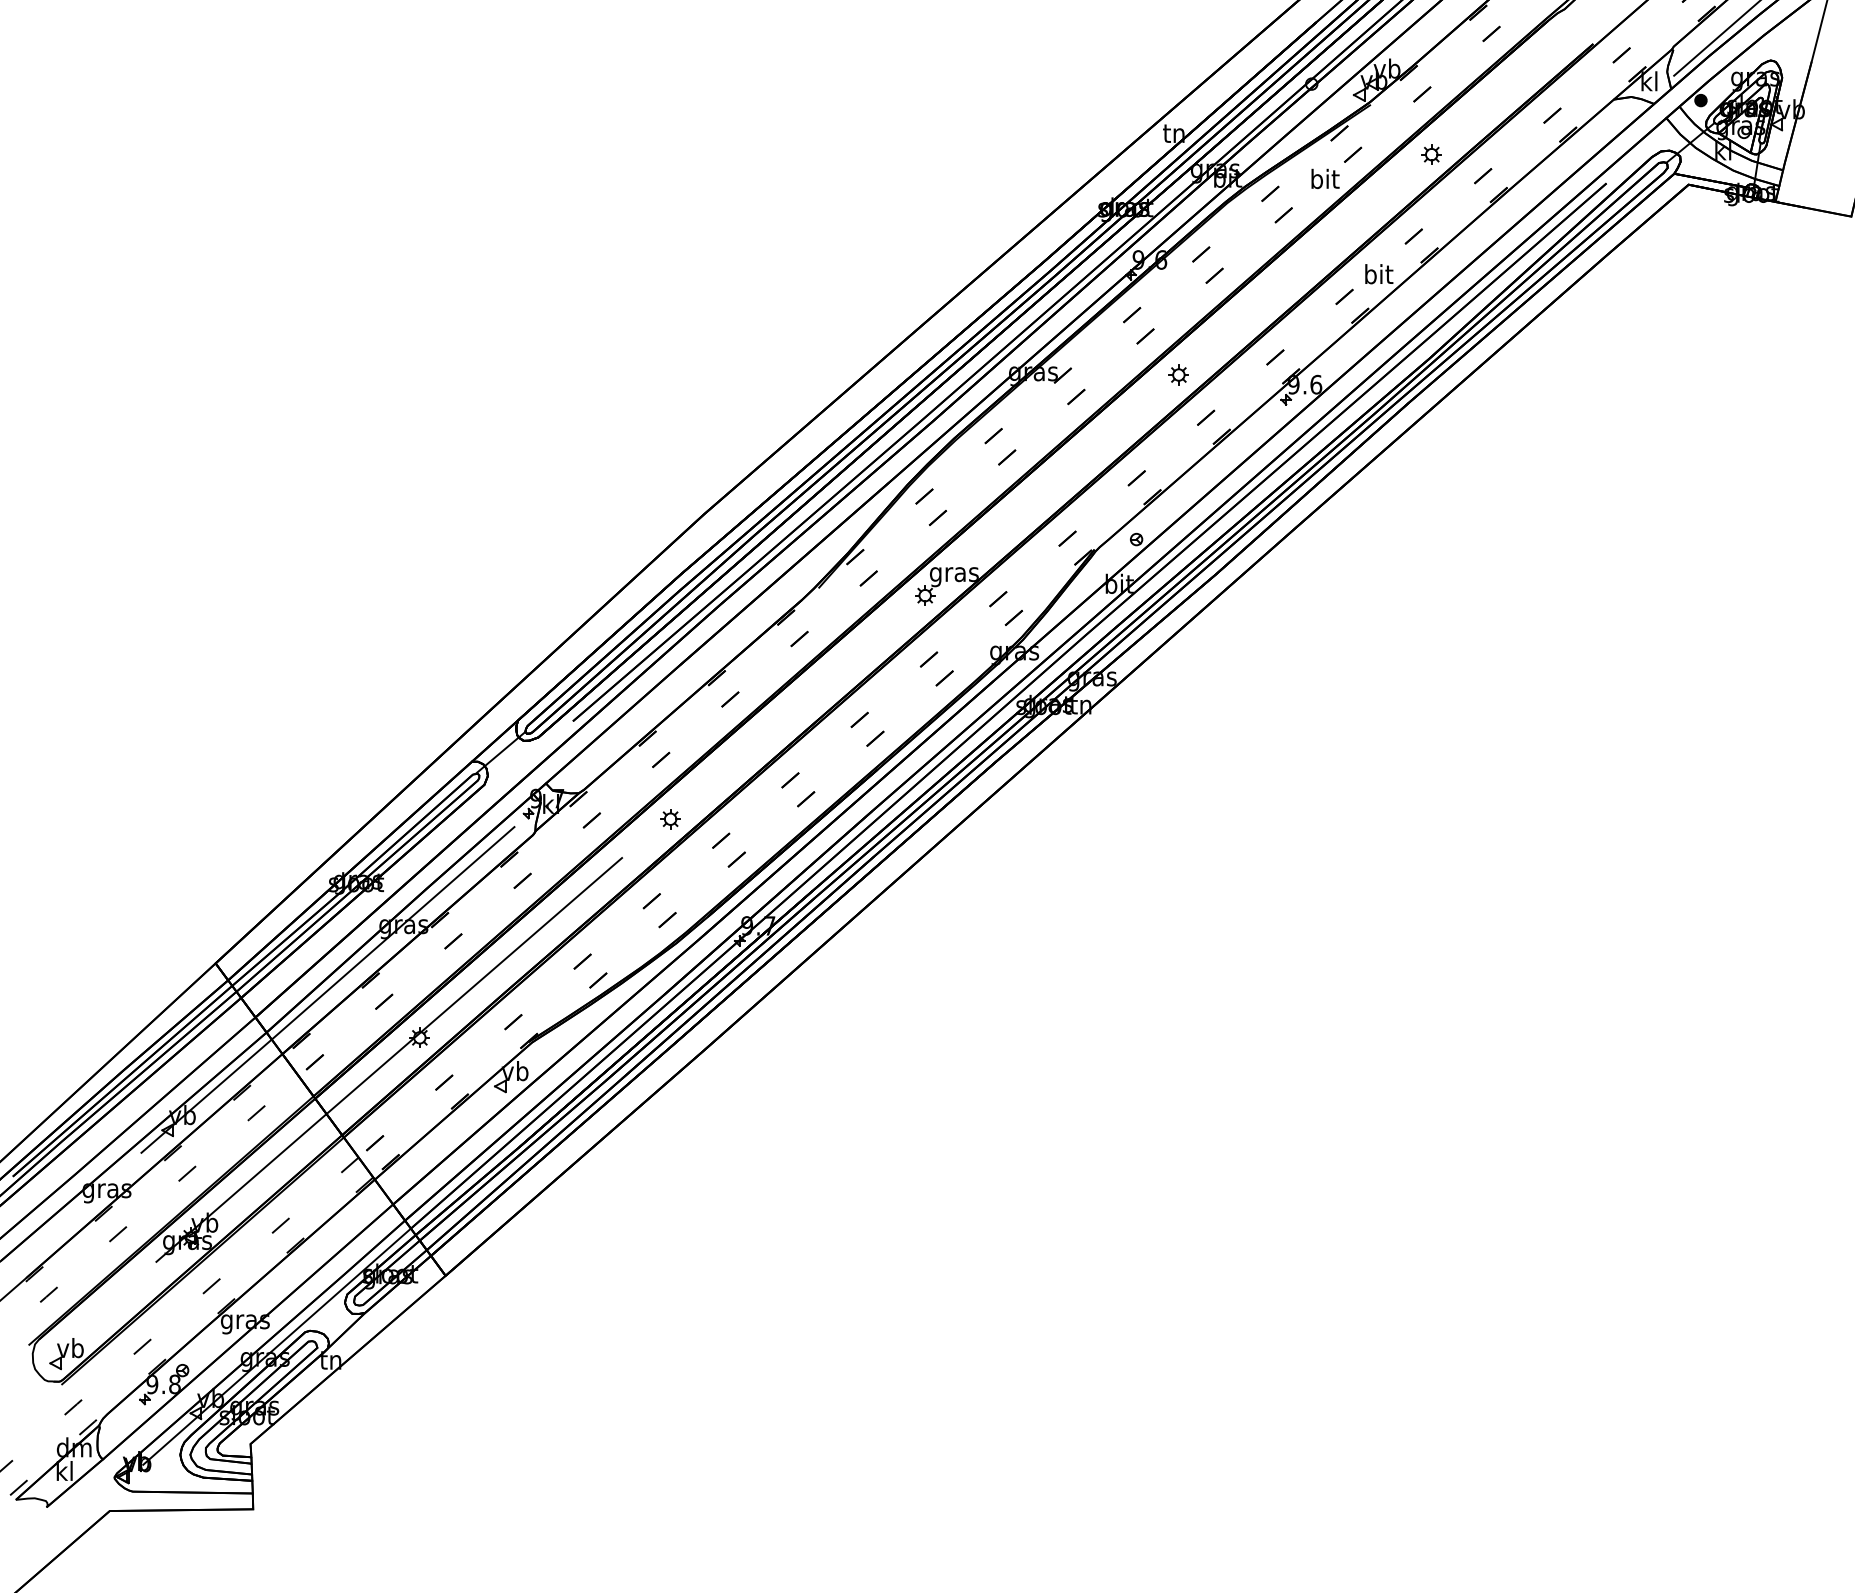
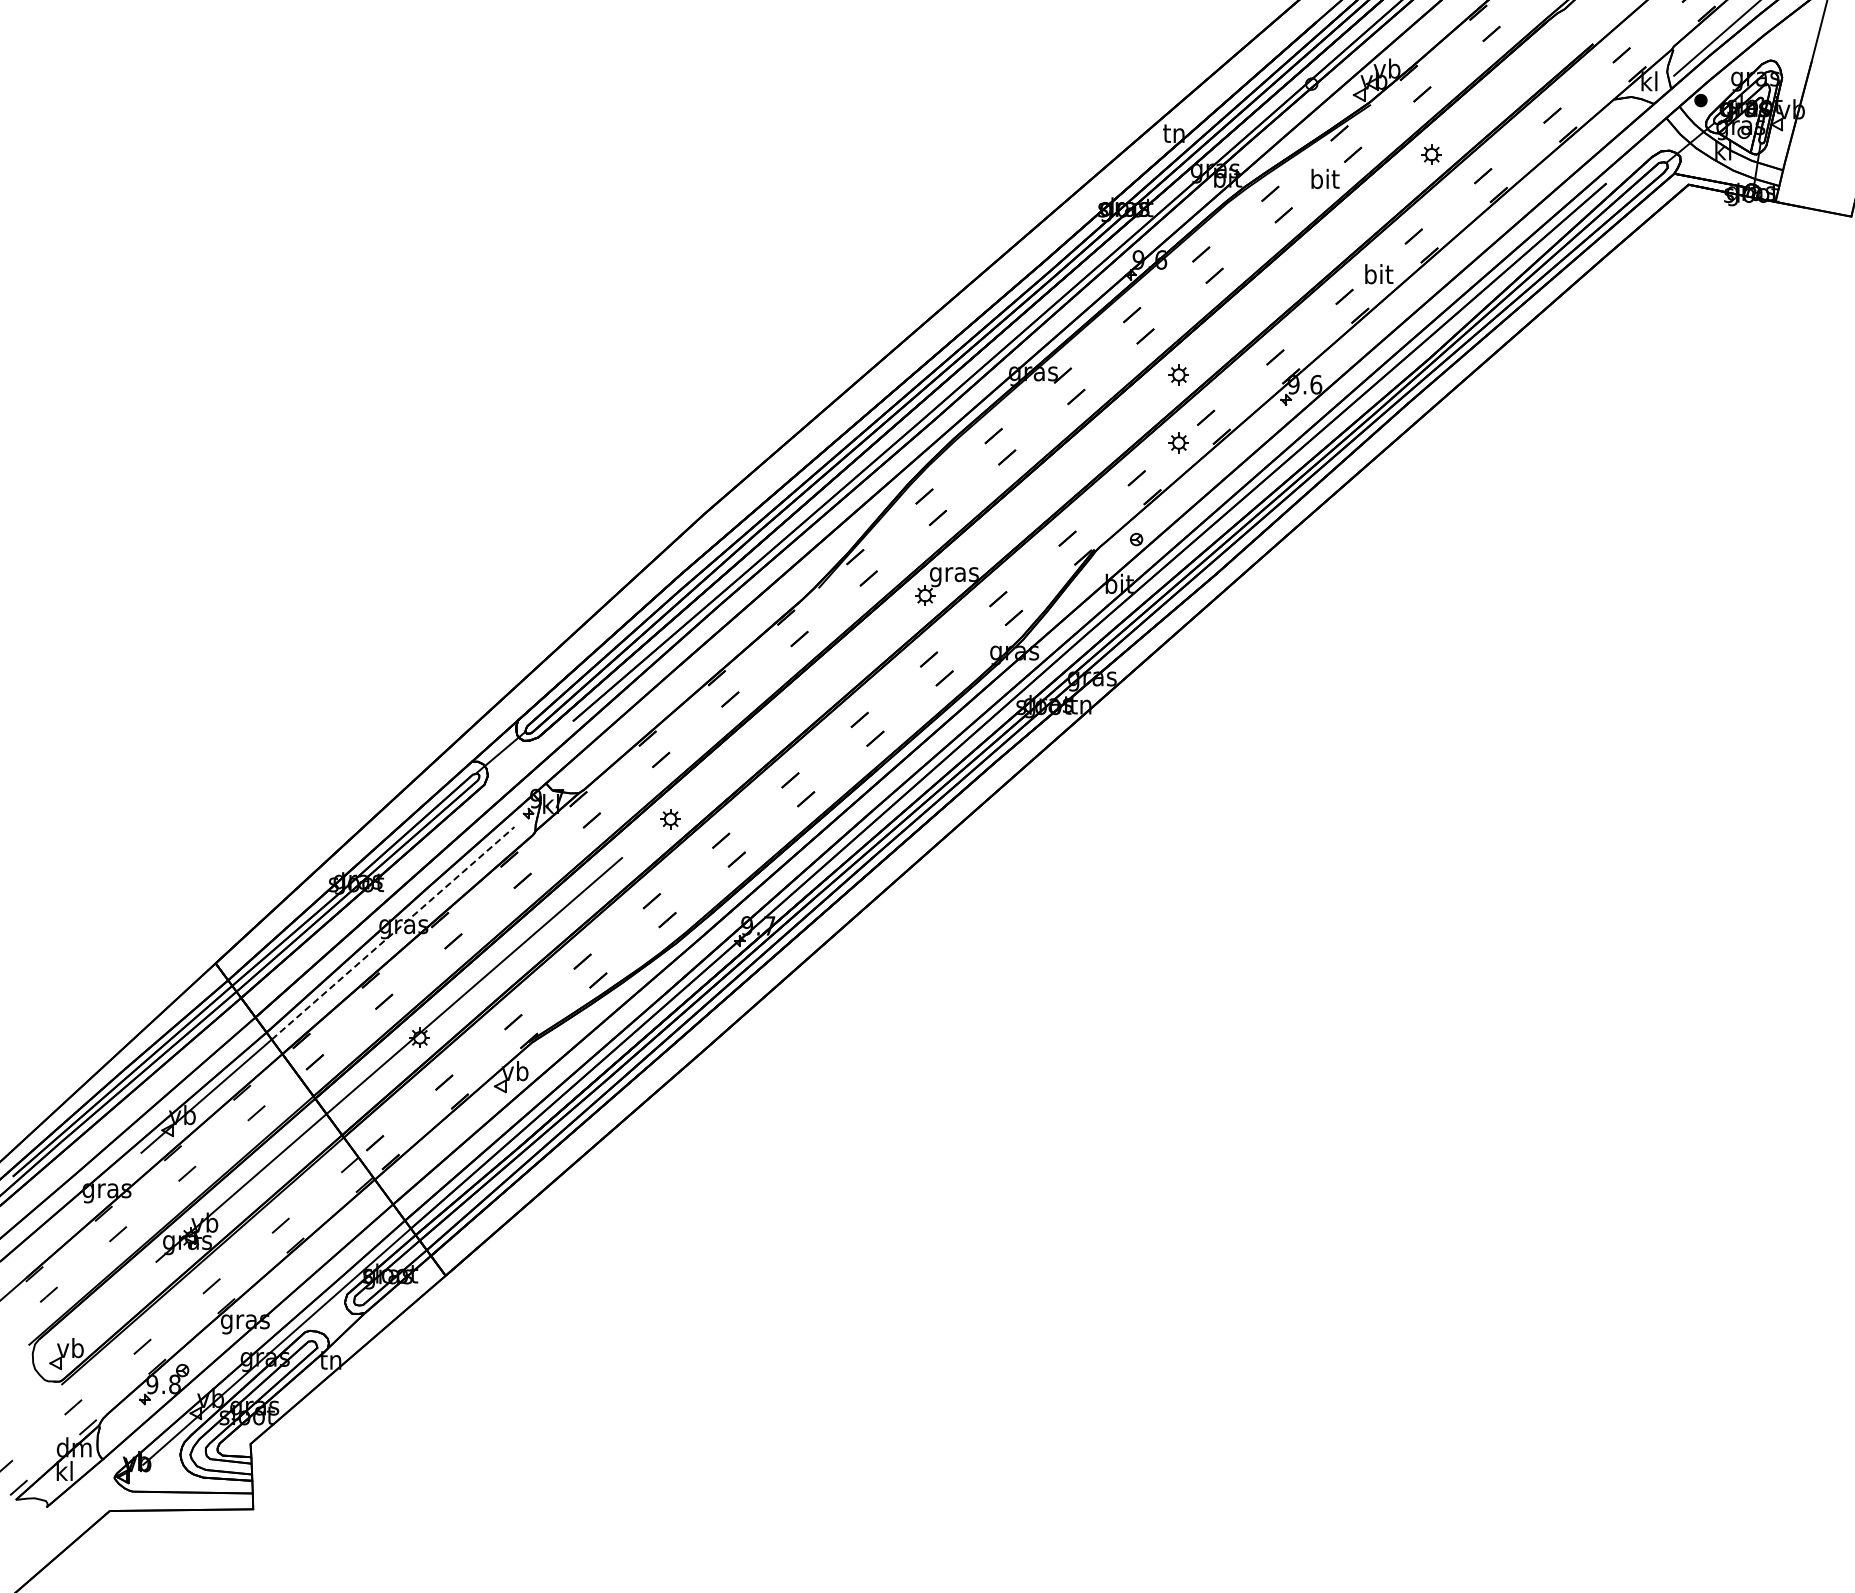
part: none -> present (1178, 442)
line: solid -> dashed (393, 932)
